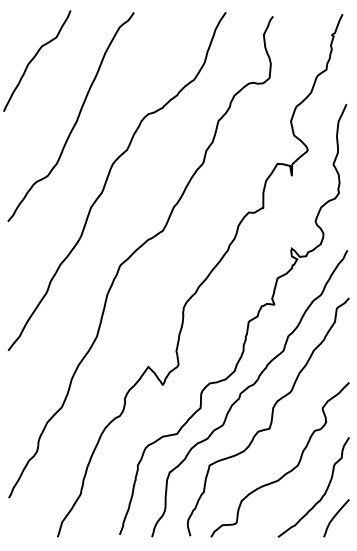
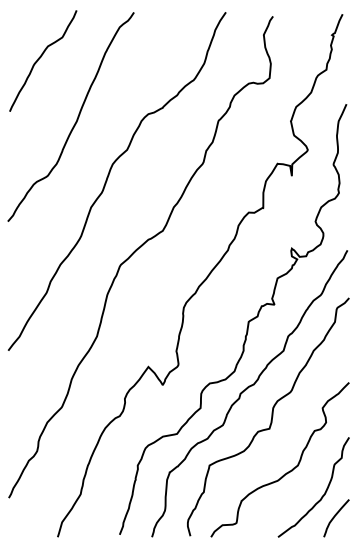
curve position: (35, 57) -> (41, 57) (41, 57)
